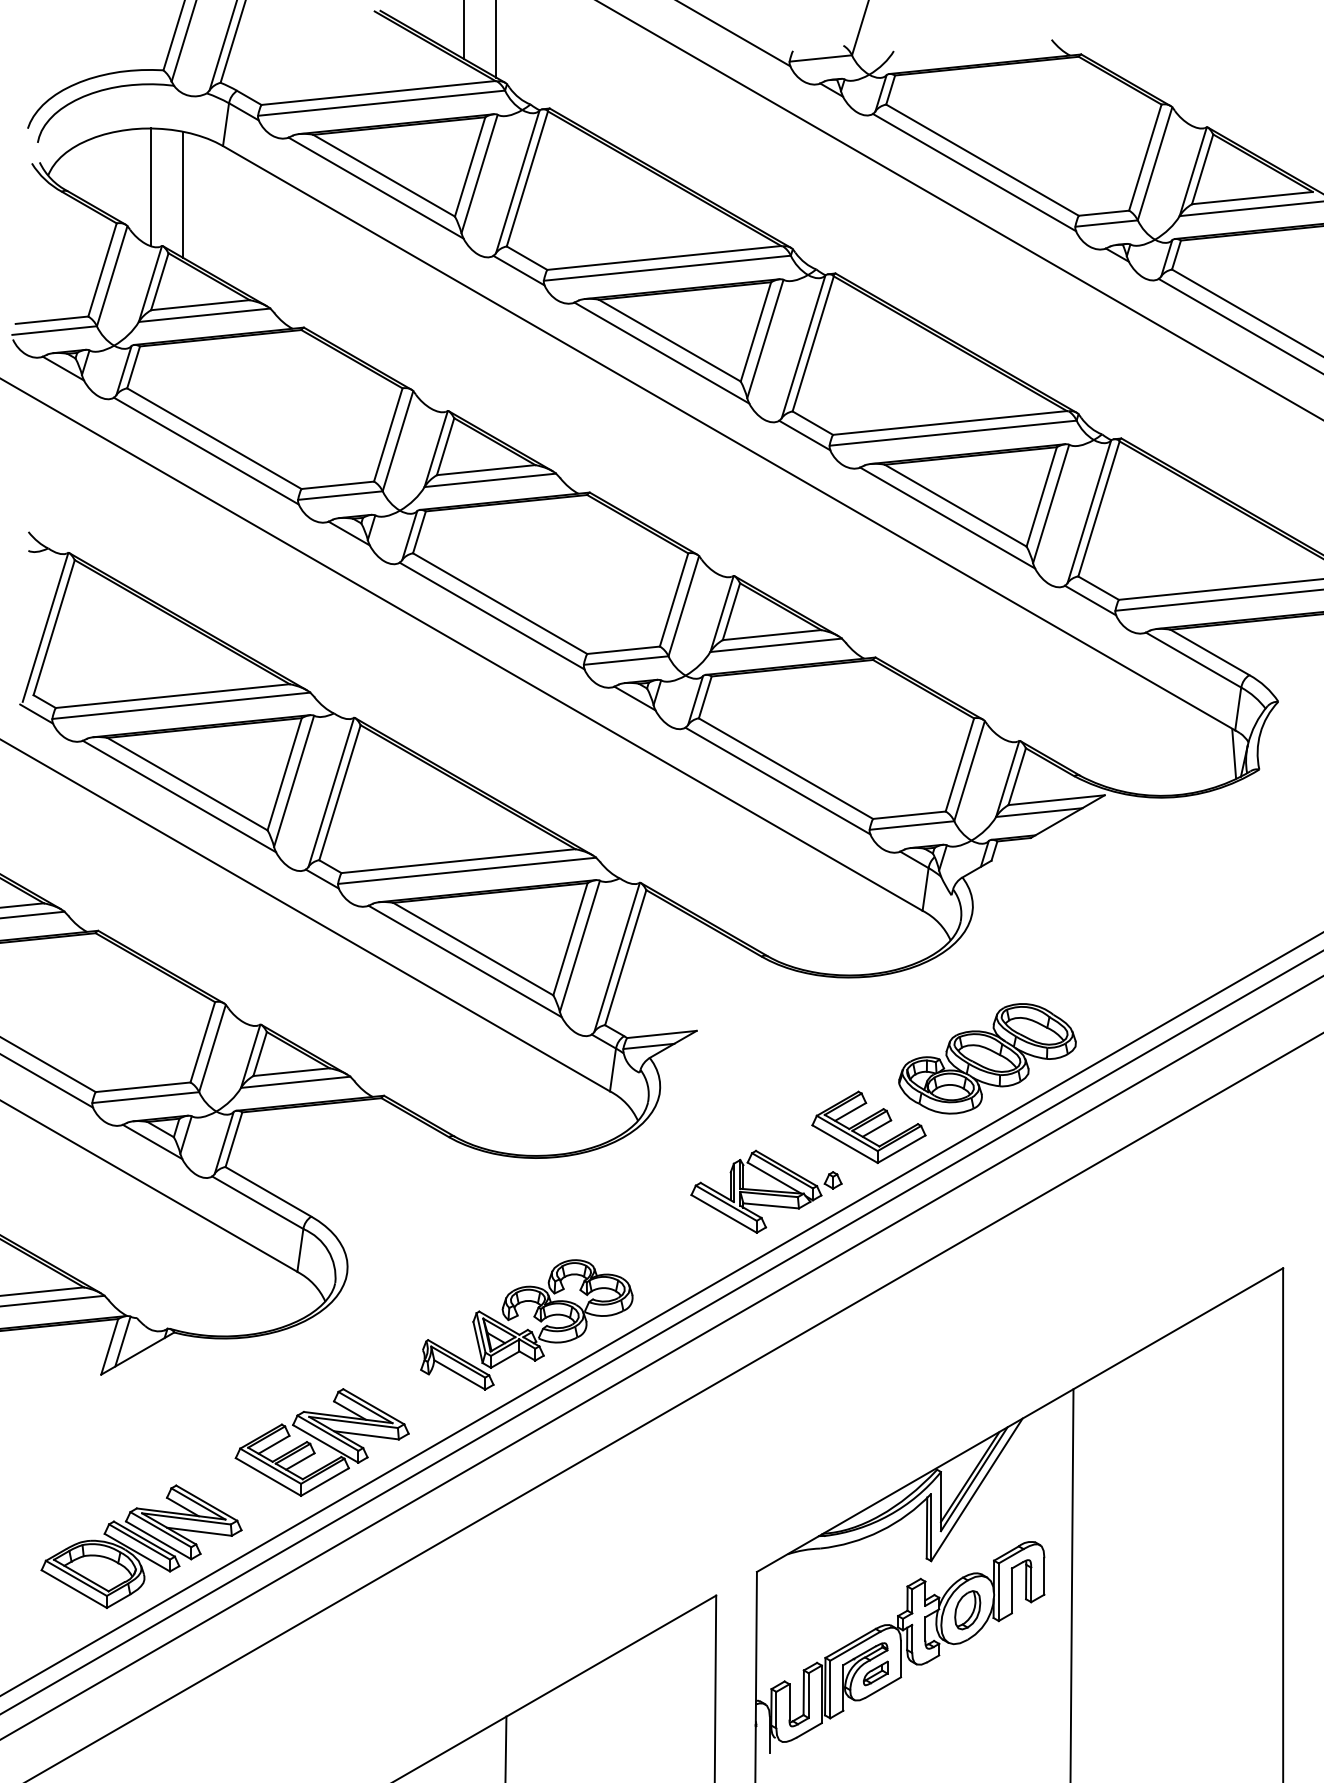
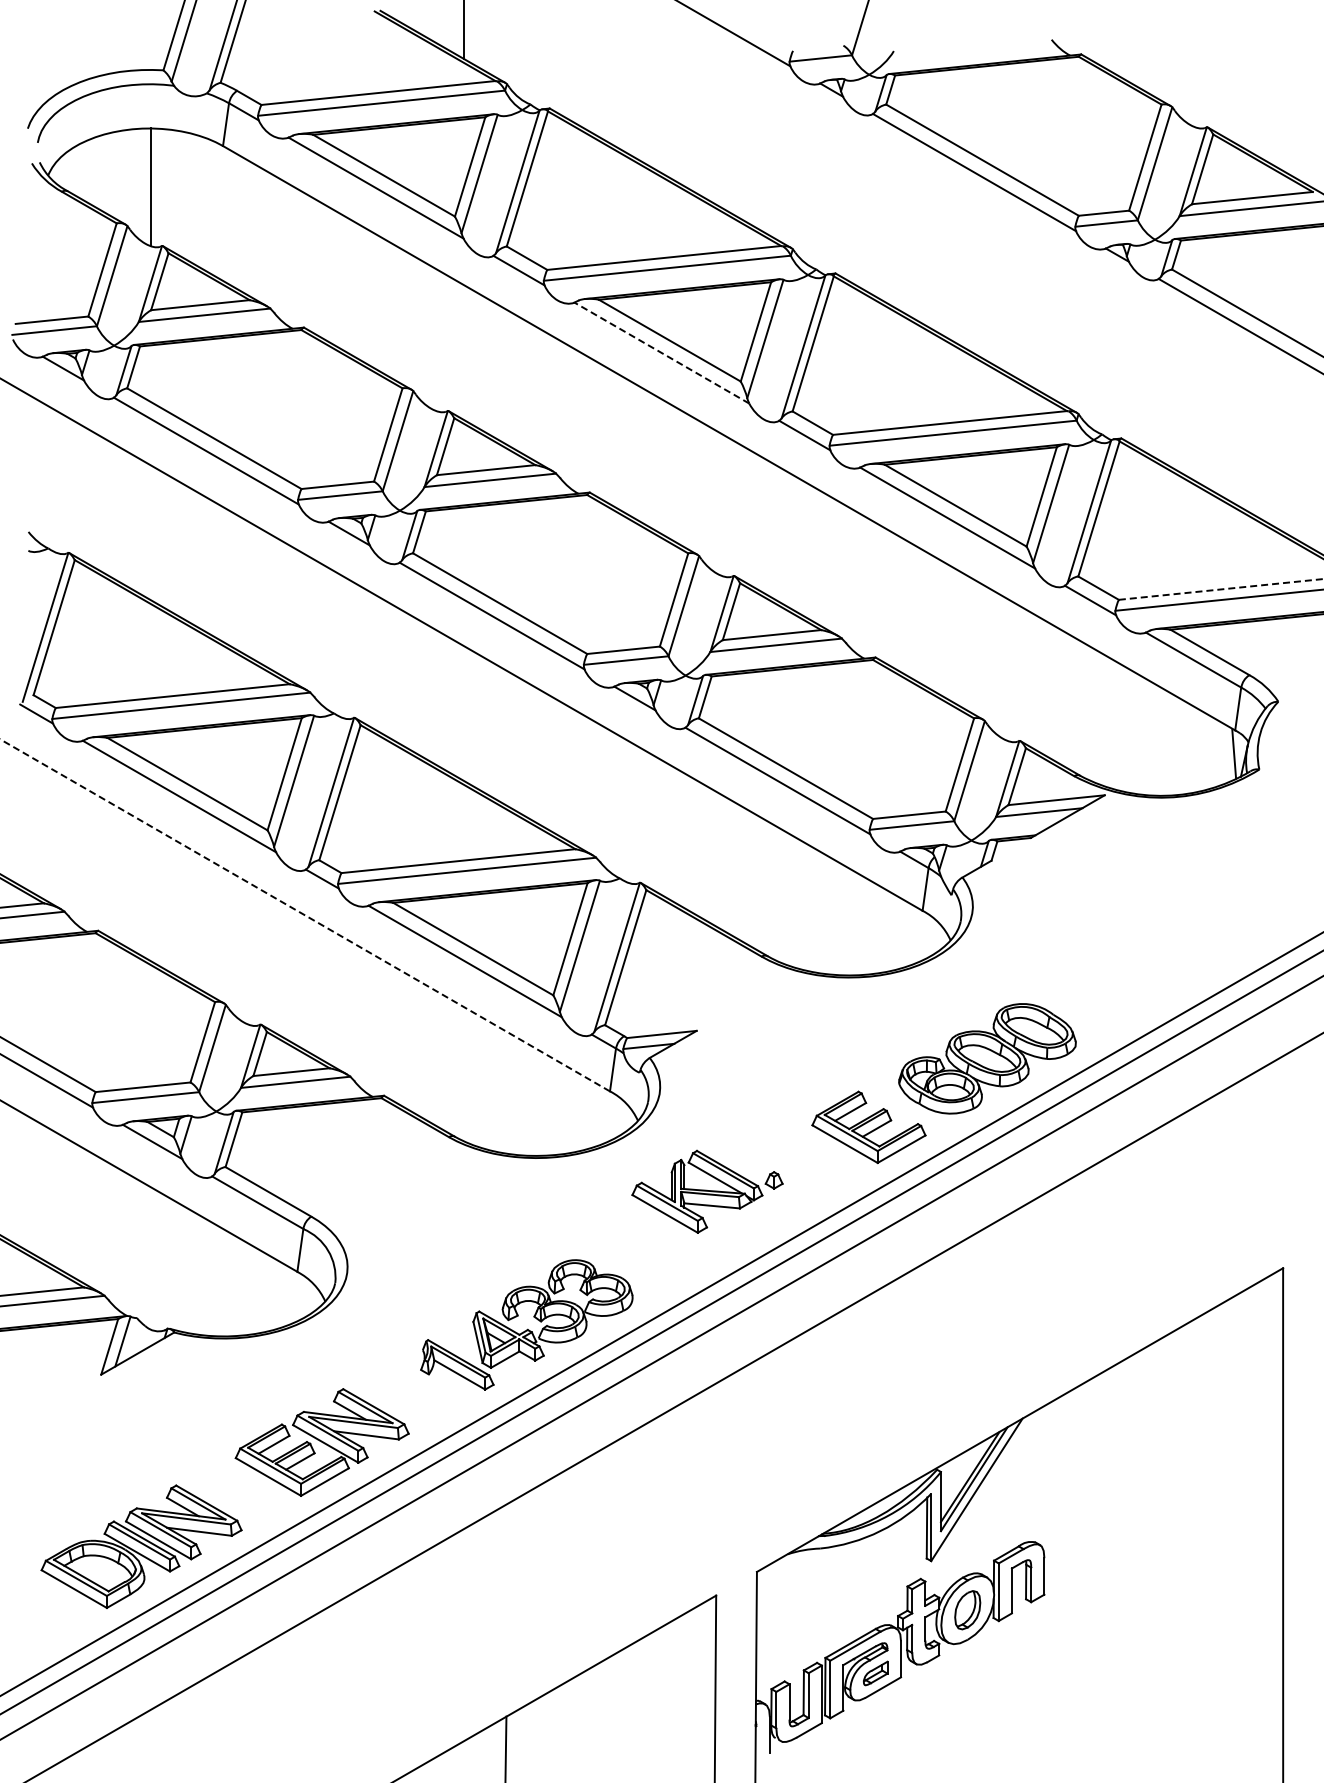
line: present -> none (496, 39)
line: present -> none (183, 194)
line: present -> none (959, 210)
line: solid -> dashed (661, 353)
line: solid -> dashed (1220, 589)
line: solid -> dashed (305, 915)
part position: (766, 1191) -> (707, 1191) (707, 1191)
line: present -> none (1071, 1584)
